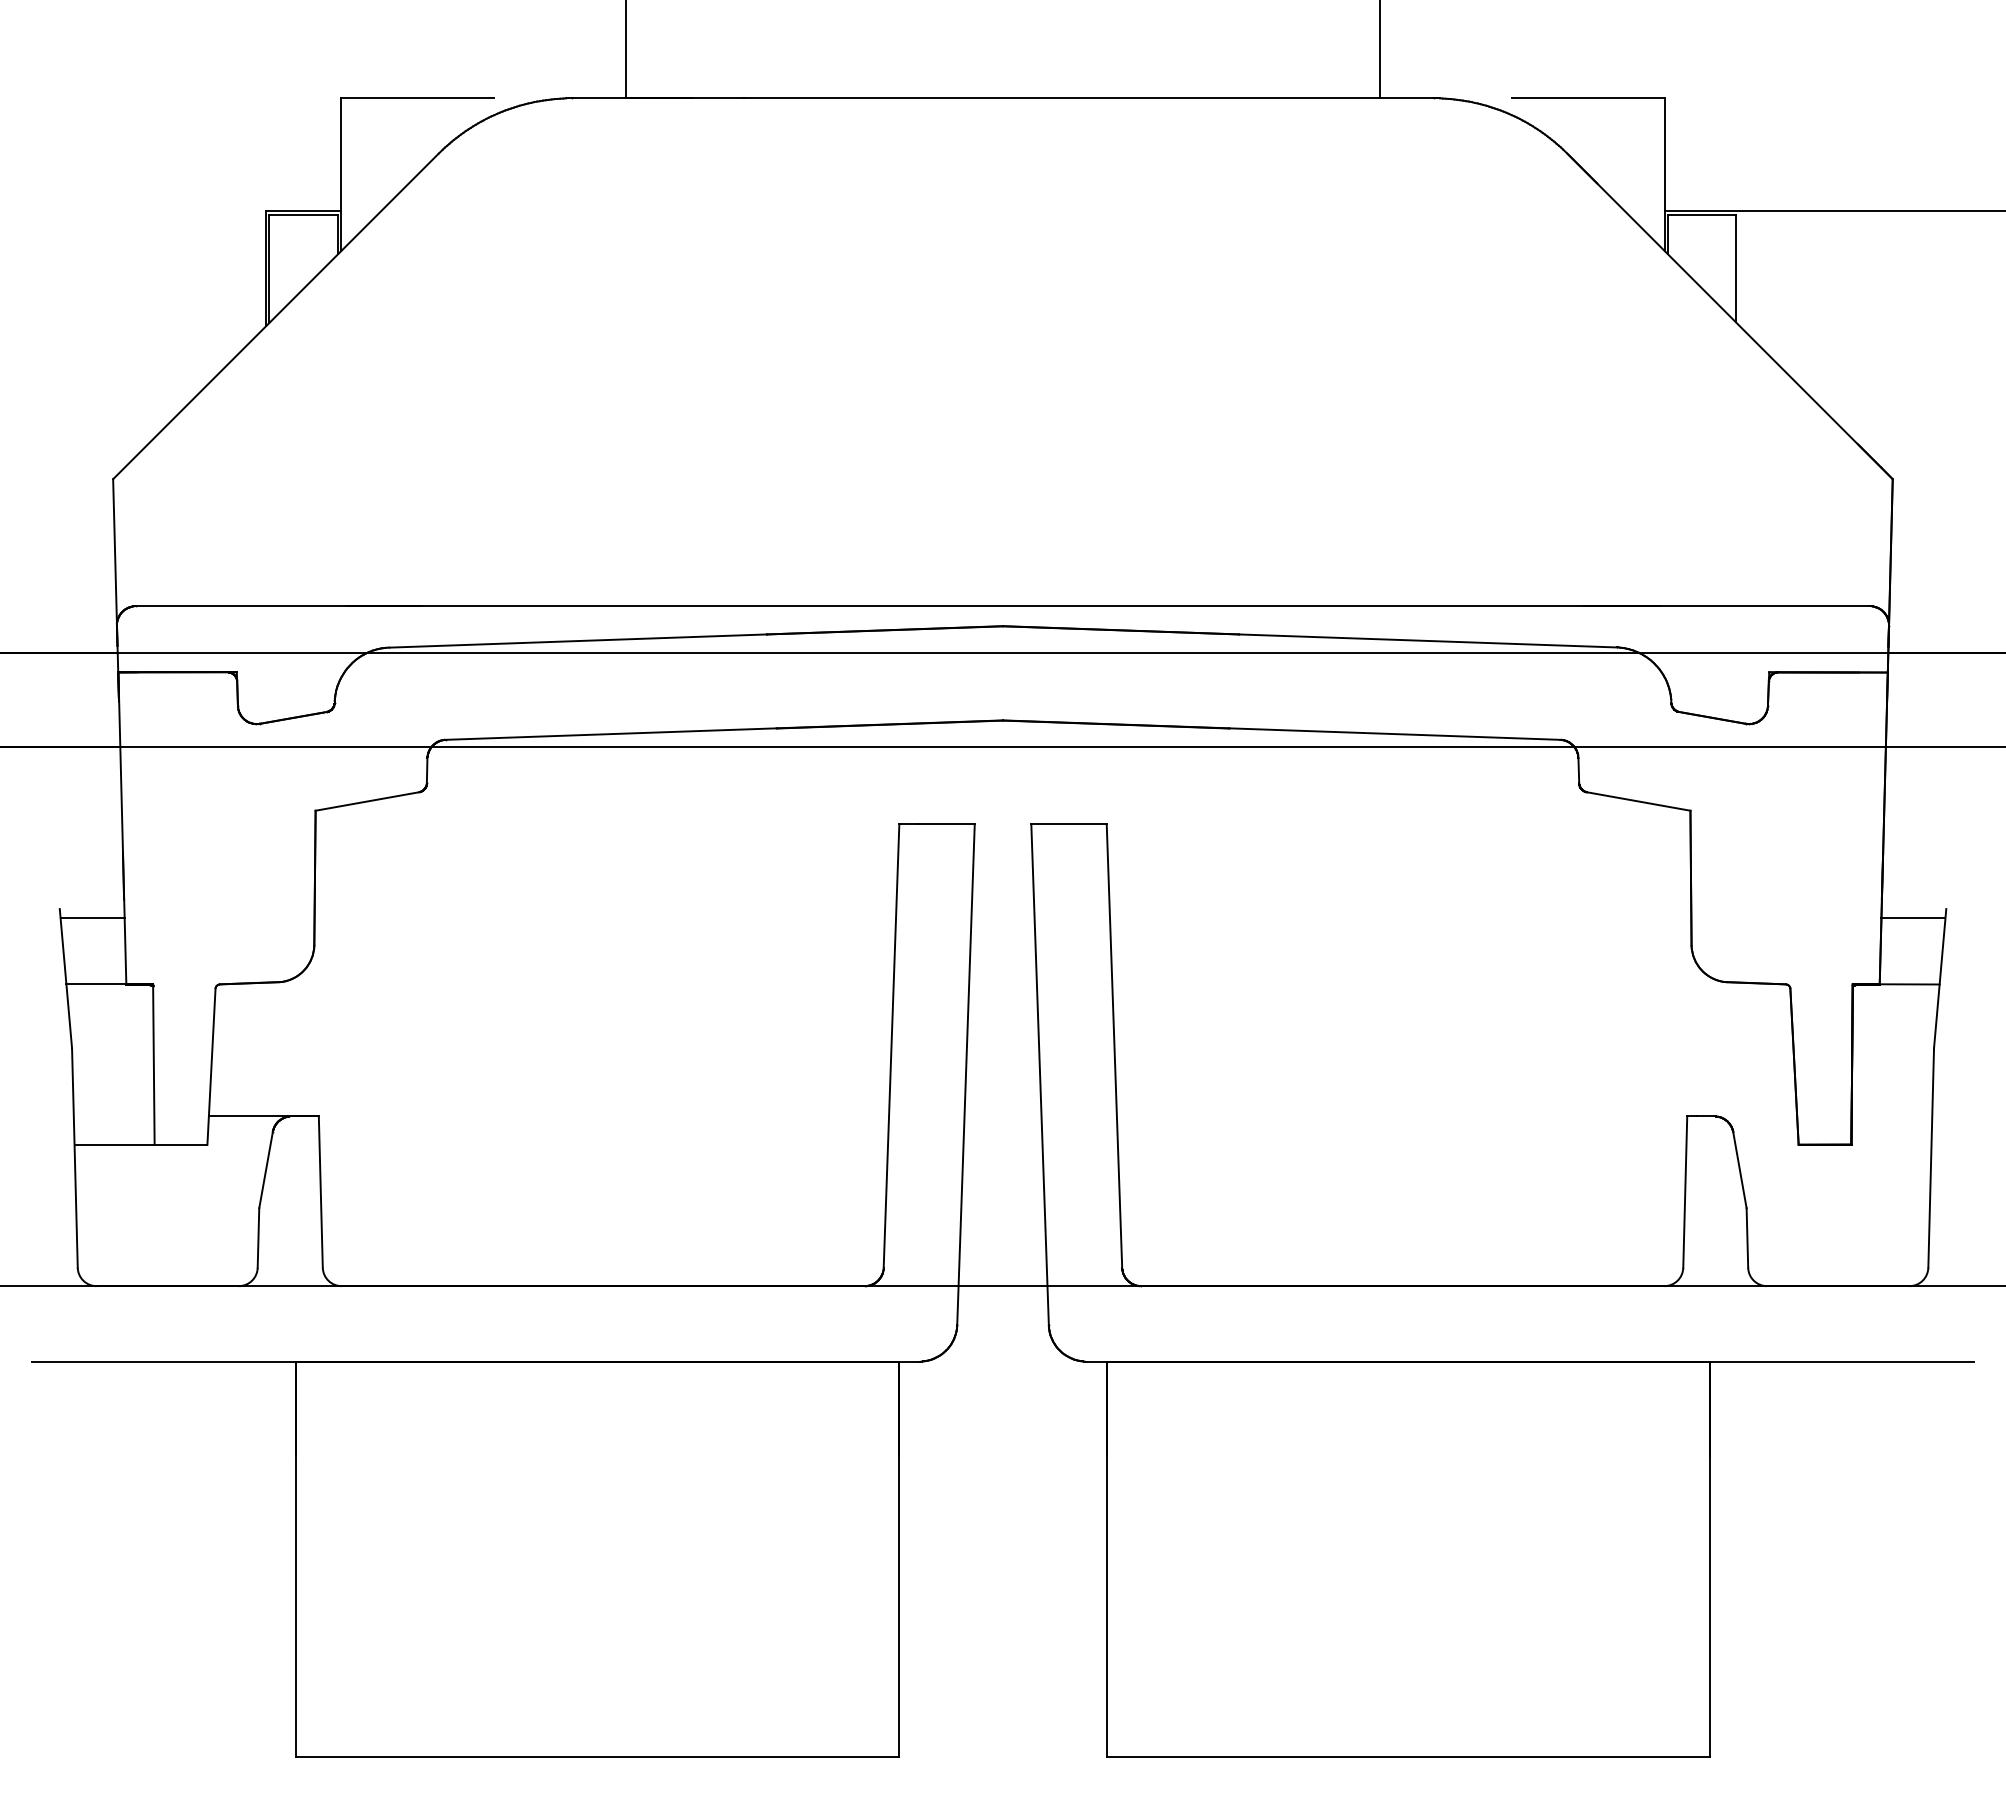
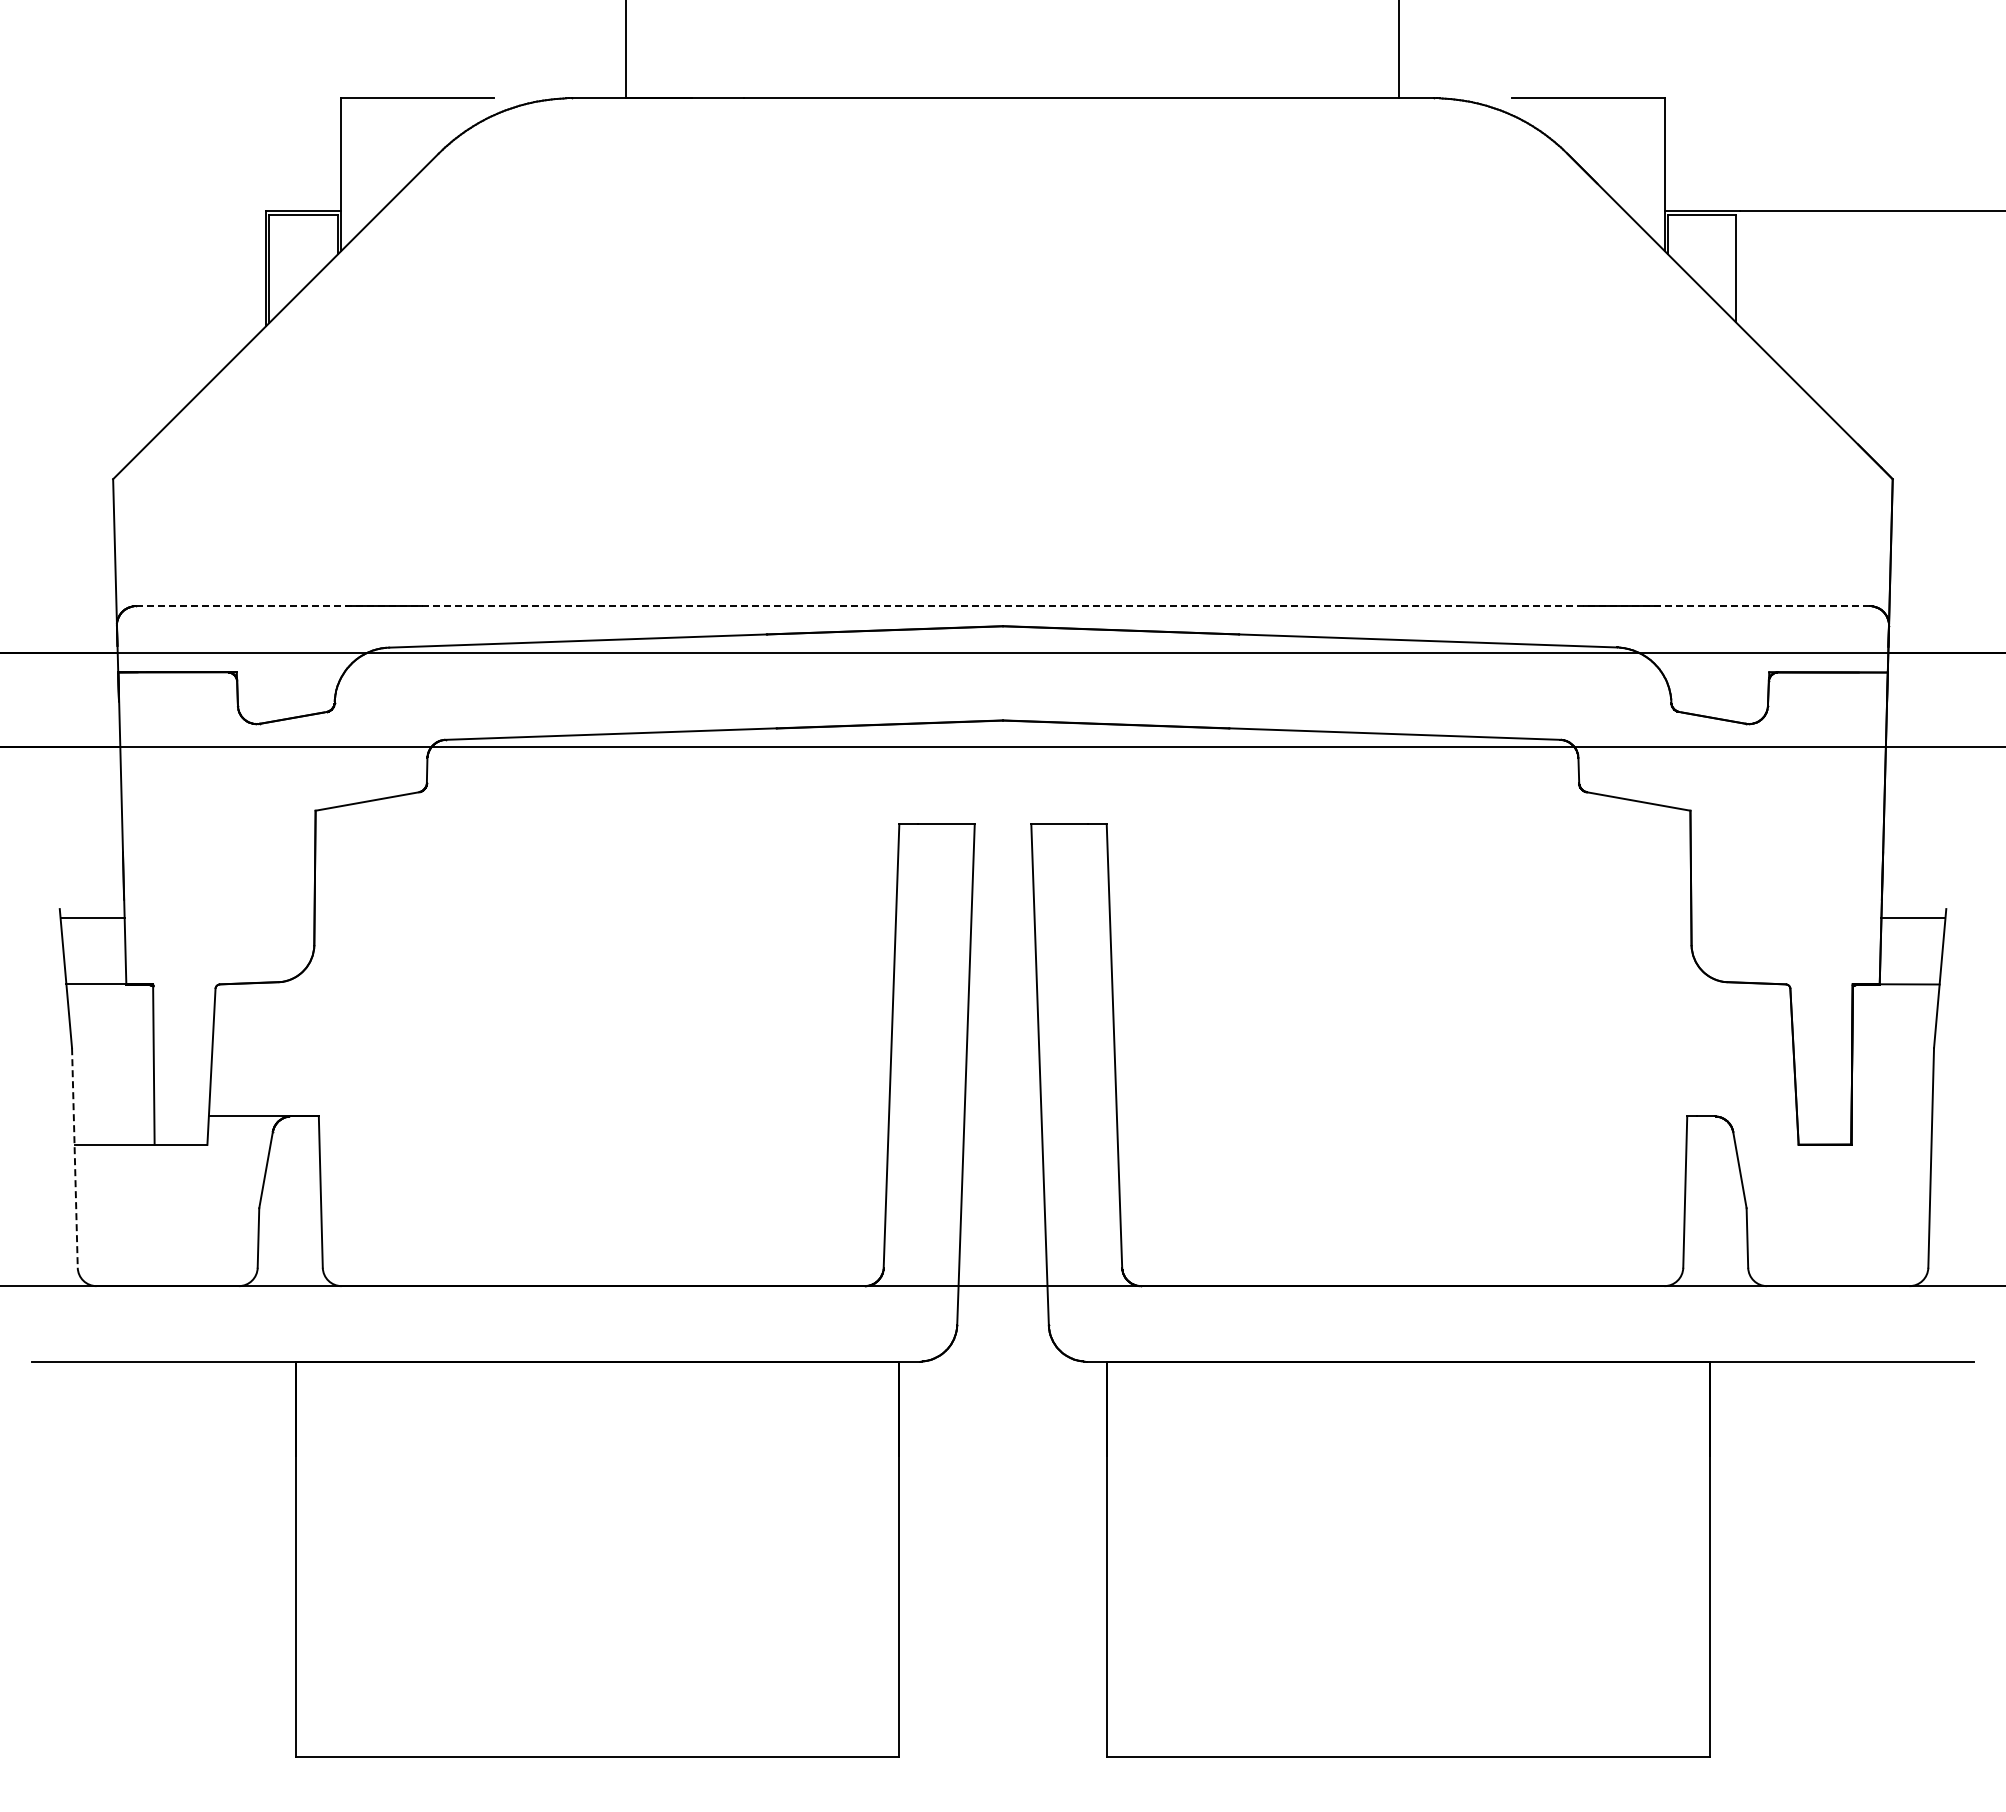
line position: (1380, 50) -> (1399, 50) (1399, 50)
line: solid -> dashed (1002, 606)
line: solid -> dashed (74, 1158)
